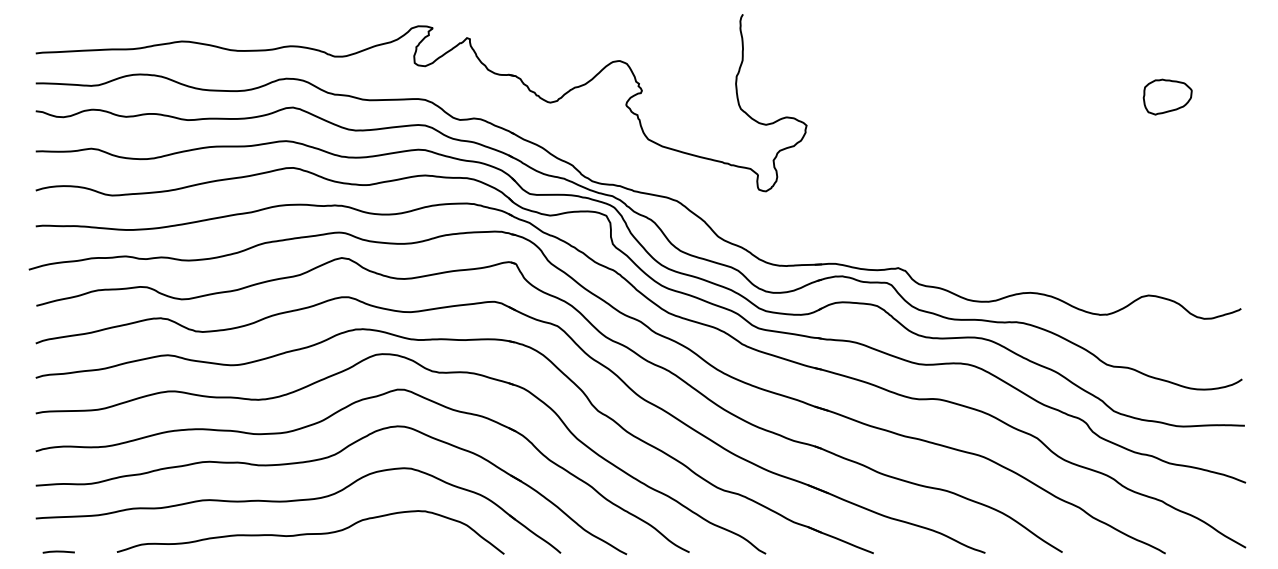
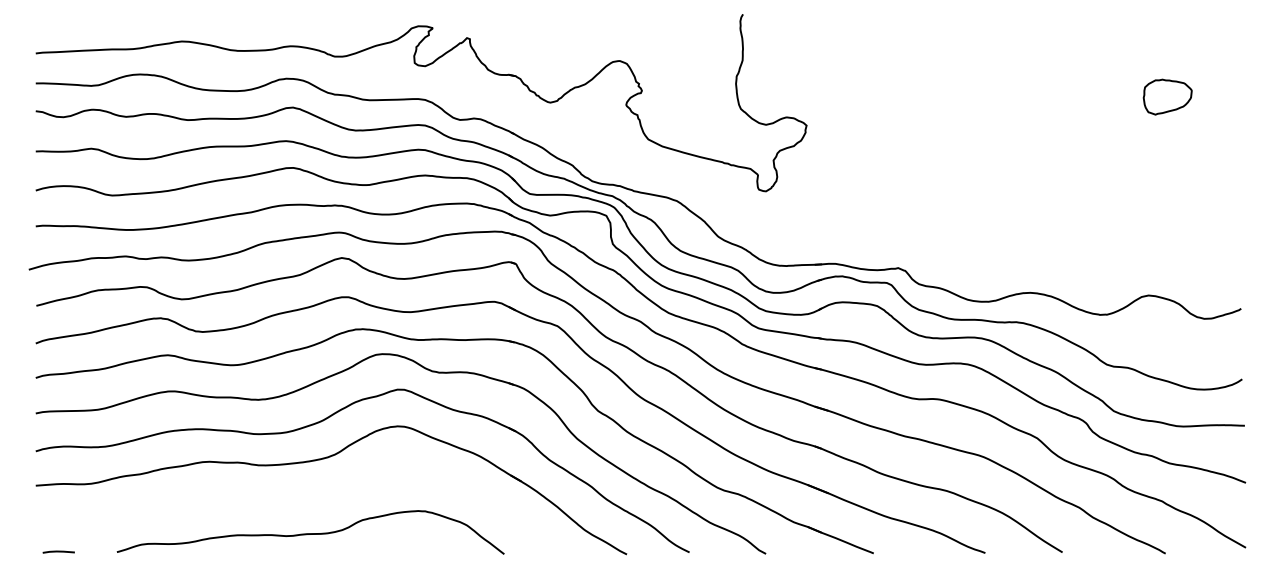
part: present -> none (298, 501)
